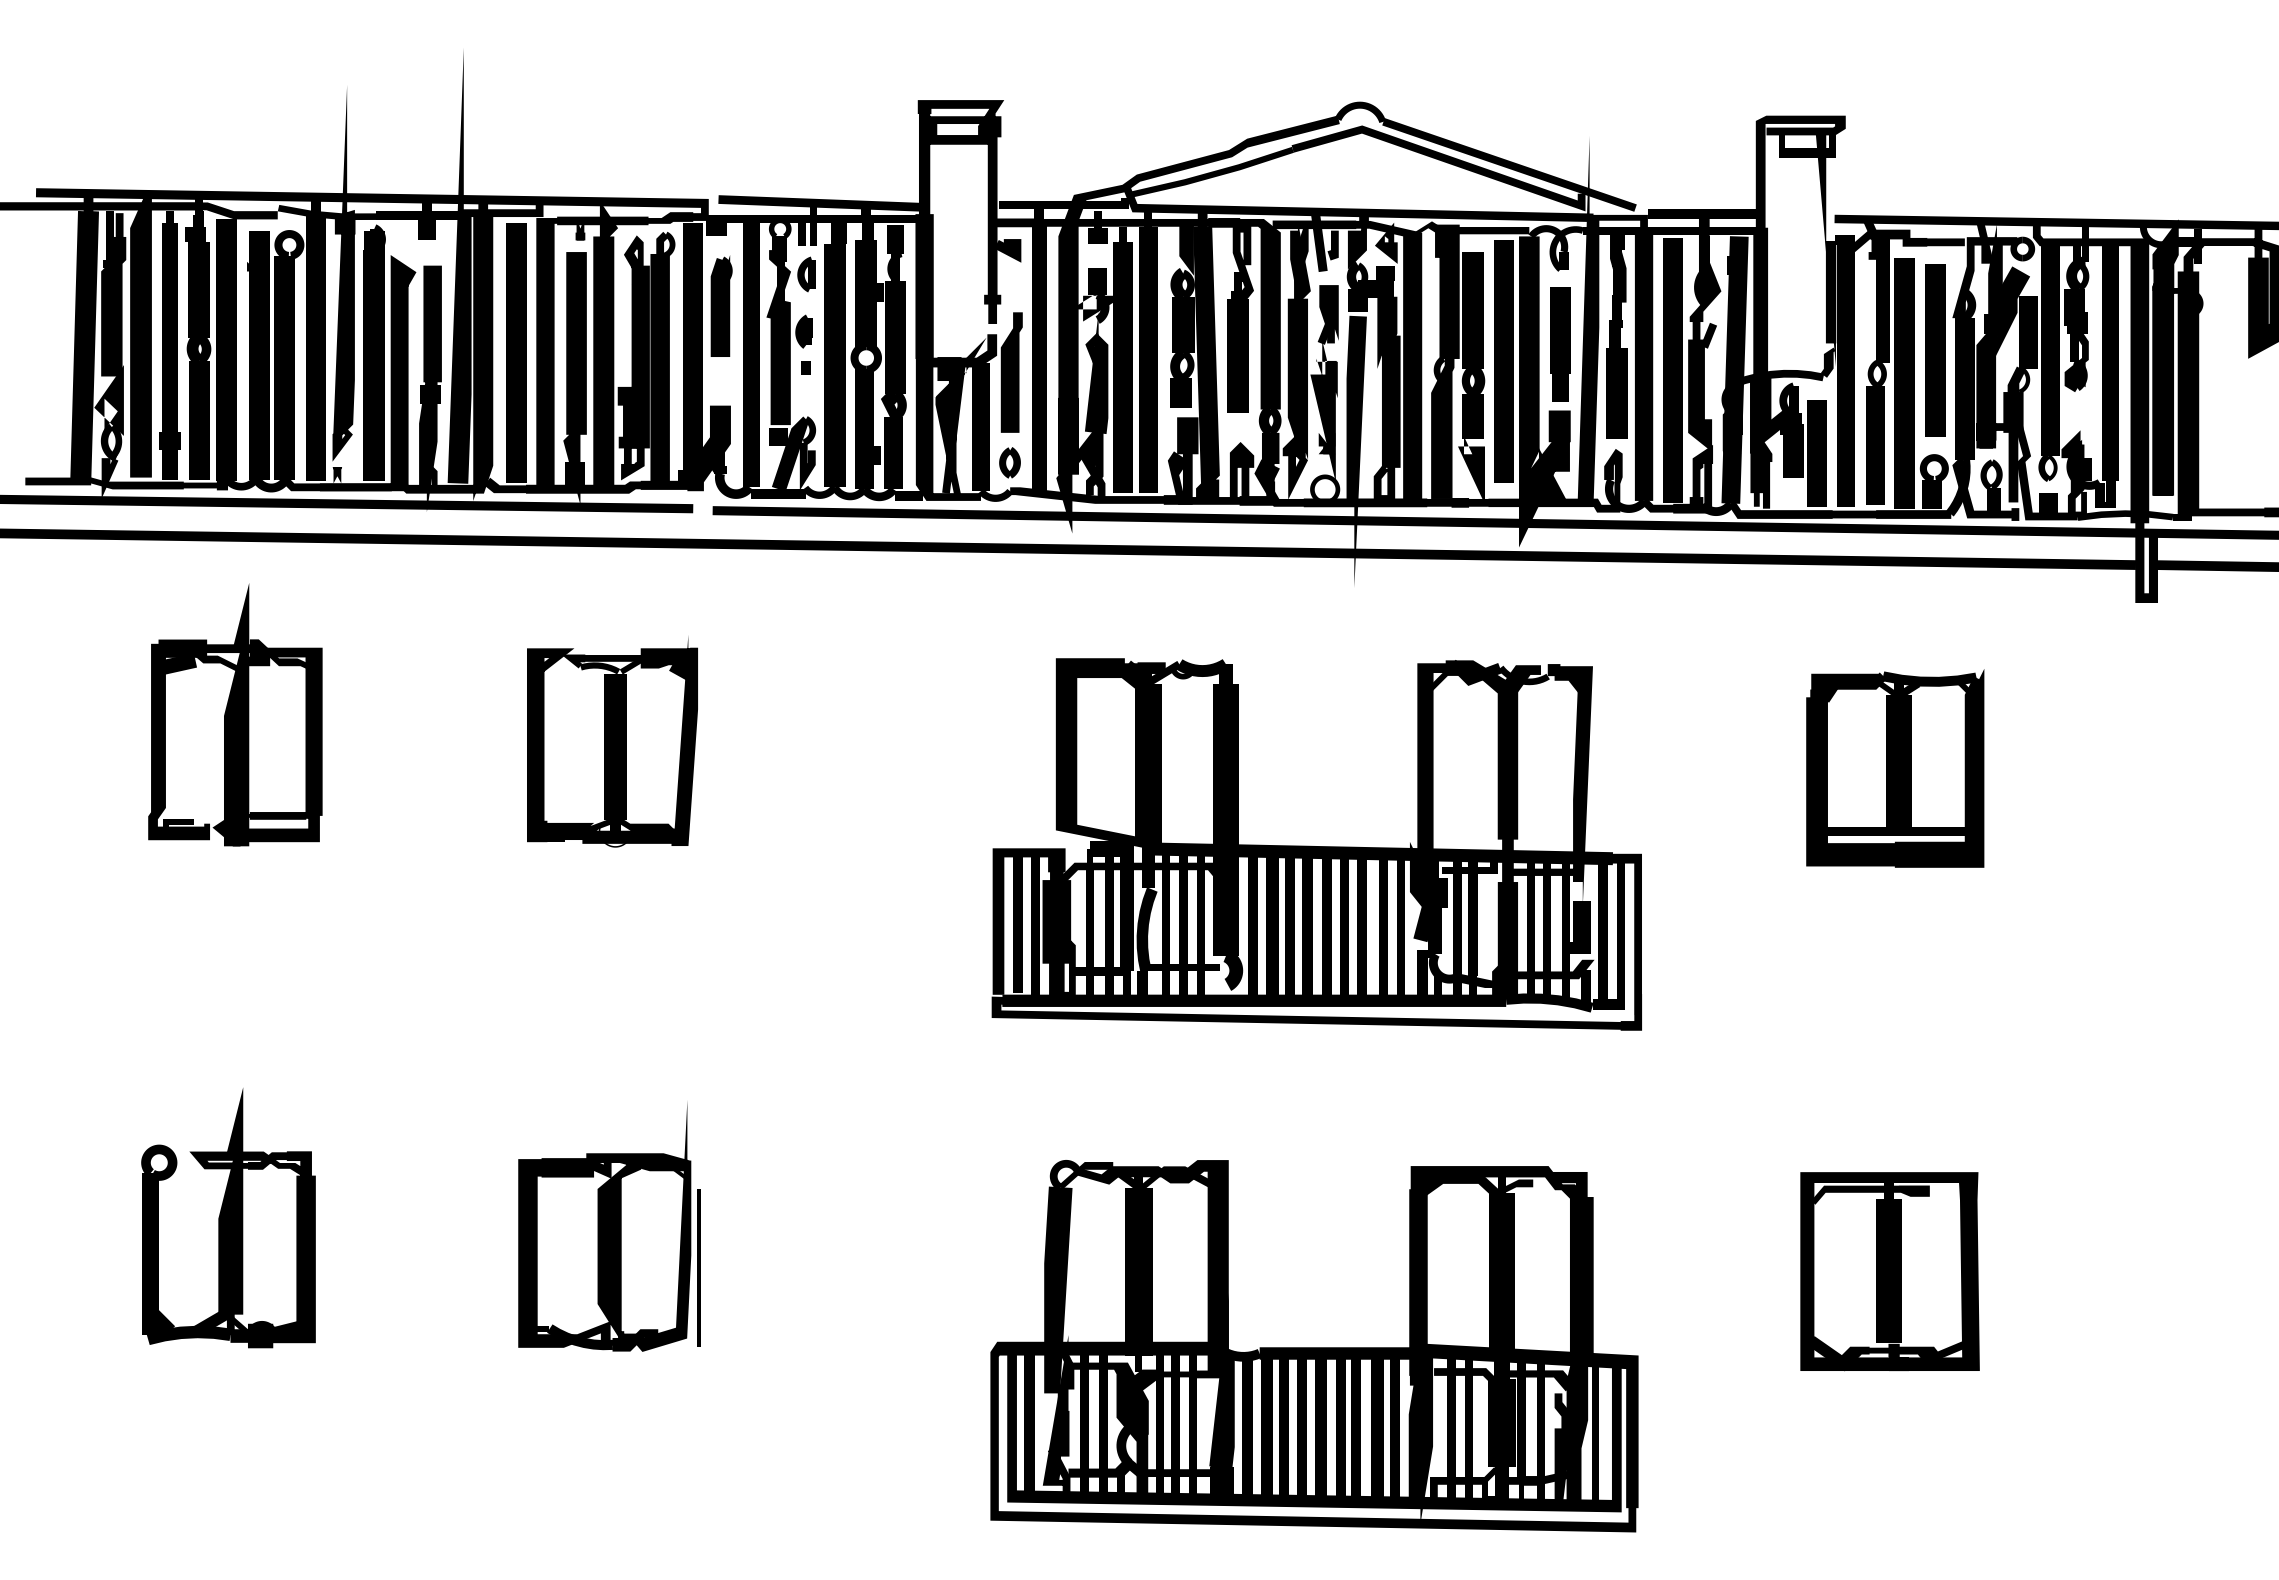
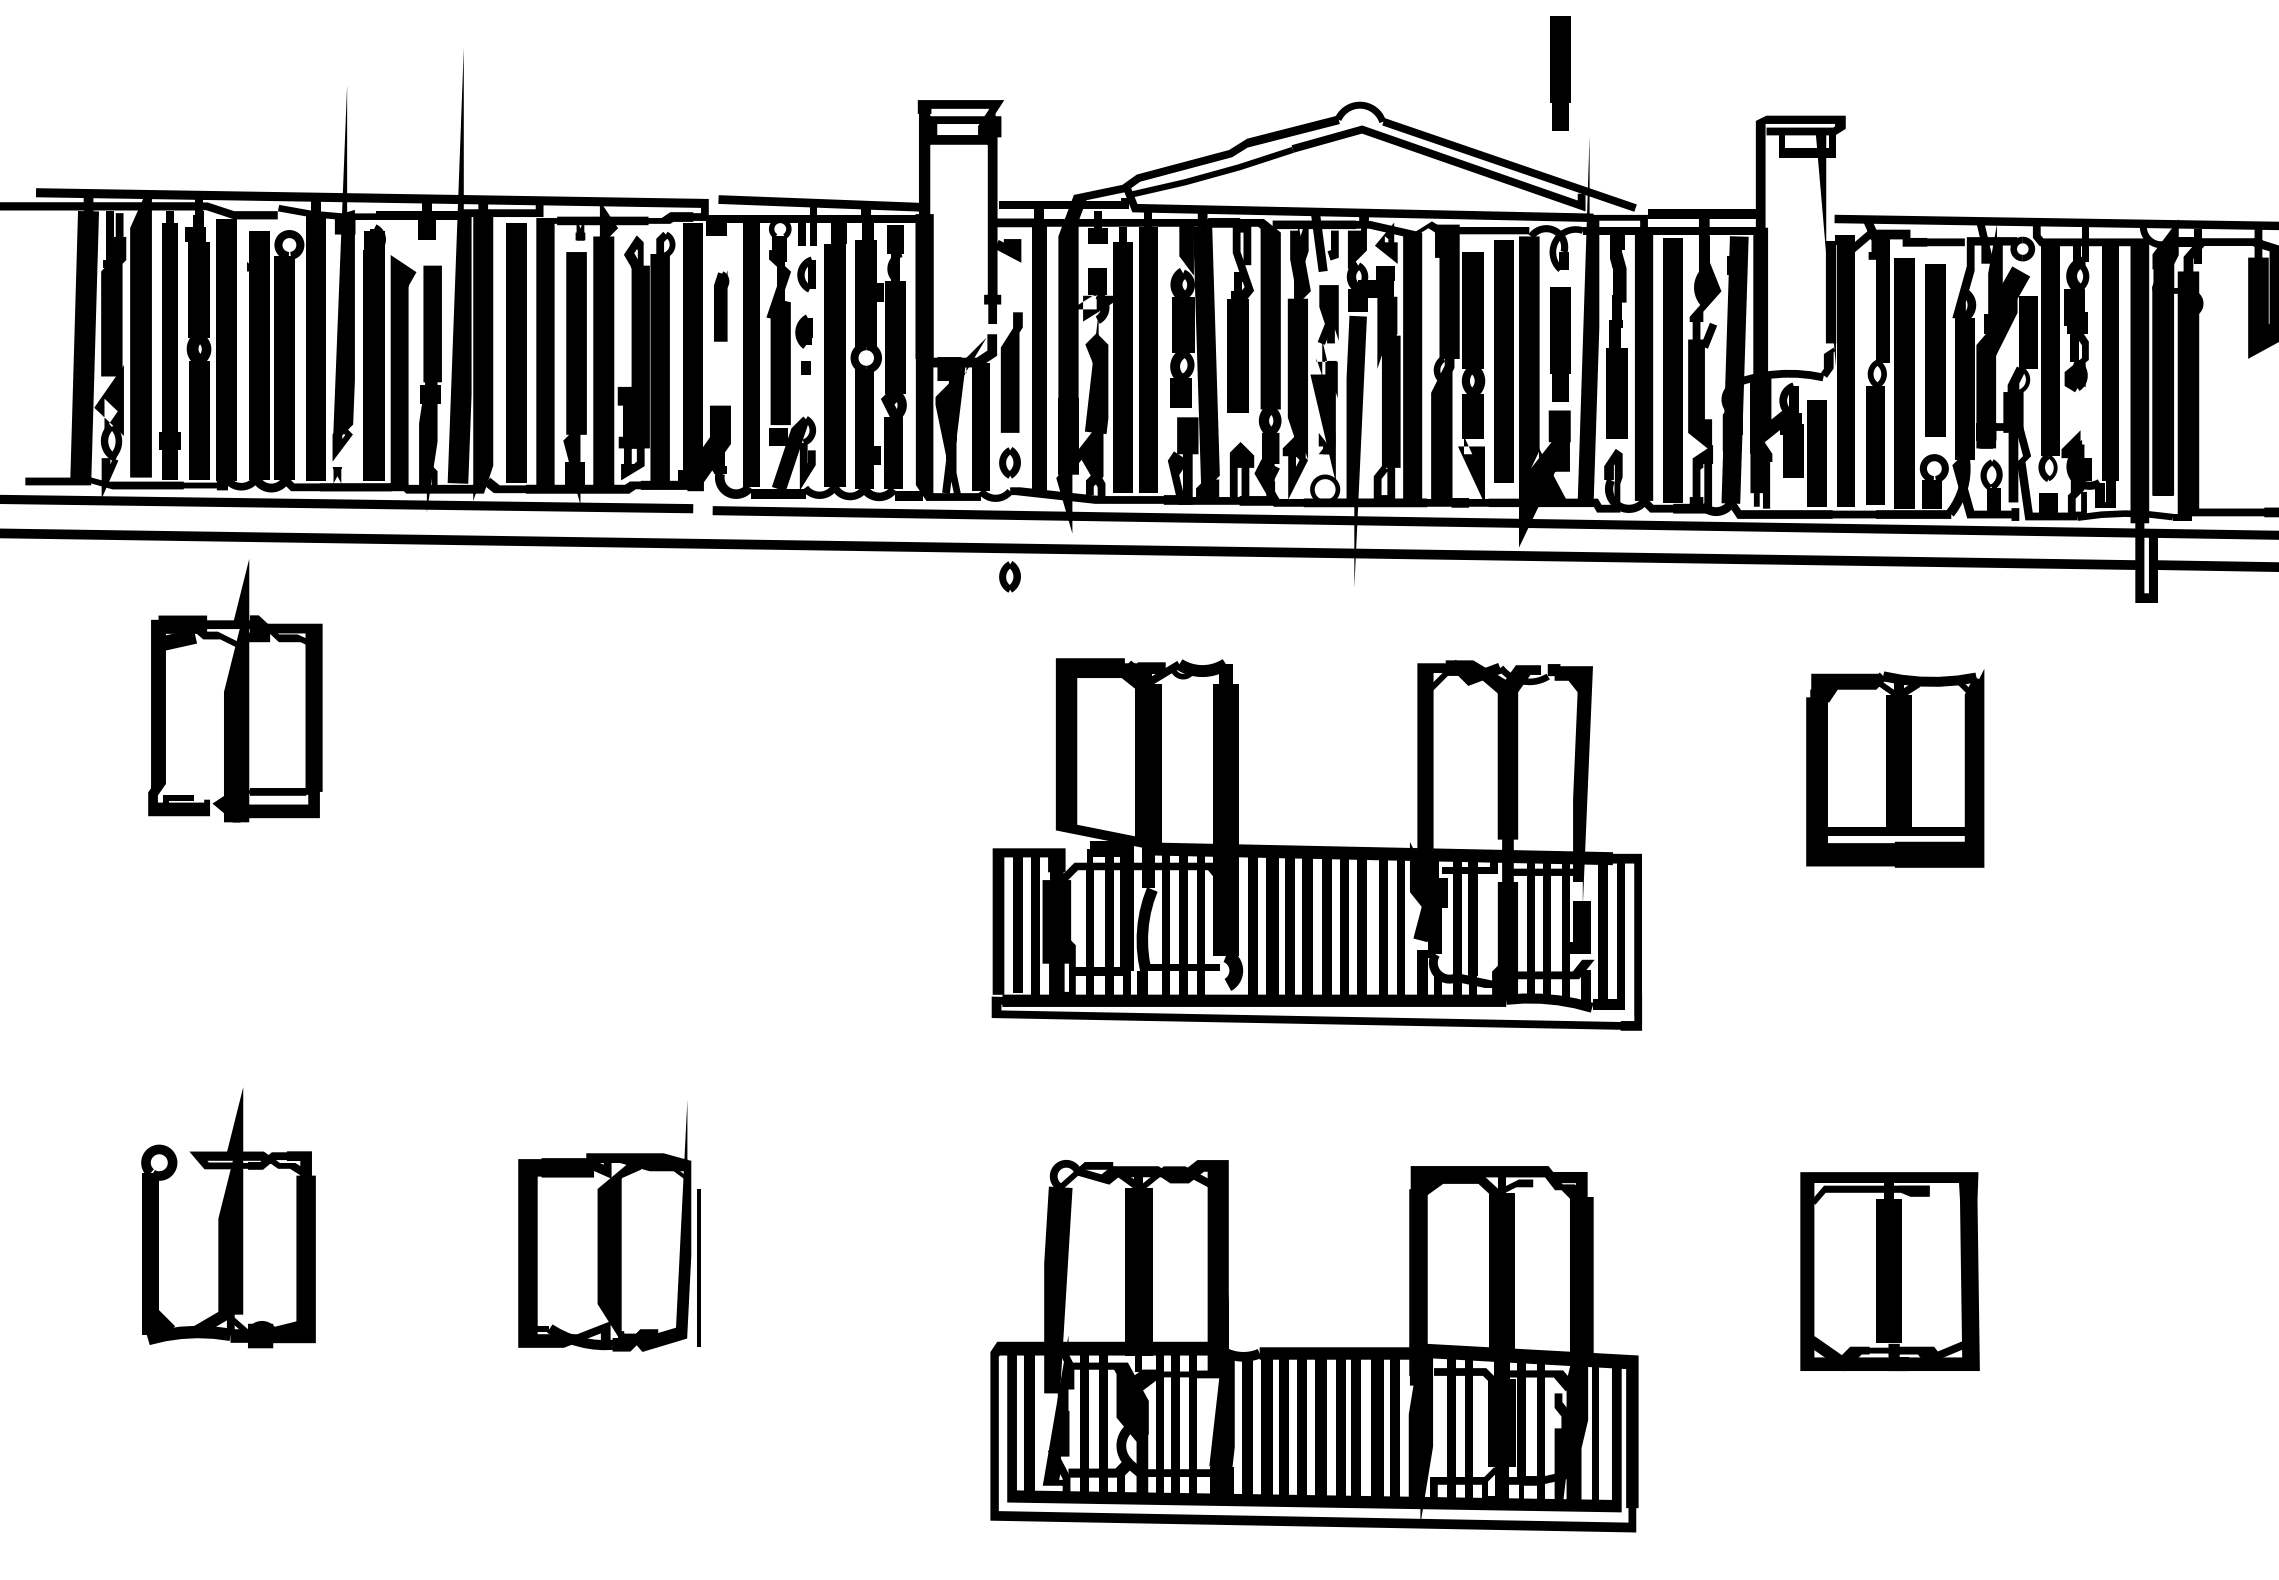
line: none -> present (1560, 73)
part size: 23x102 px -> 16x71 px (721, 306)
part: none -> present (1009, 576)
part position: (235, 714) -> (235, 690) (235, 690)
part: present -> none (612, 741)
